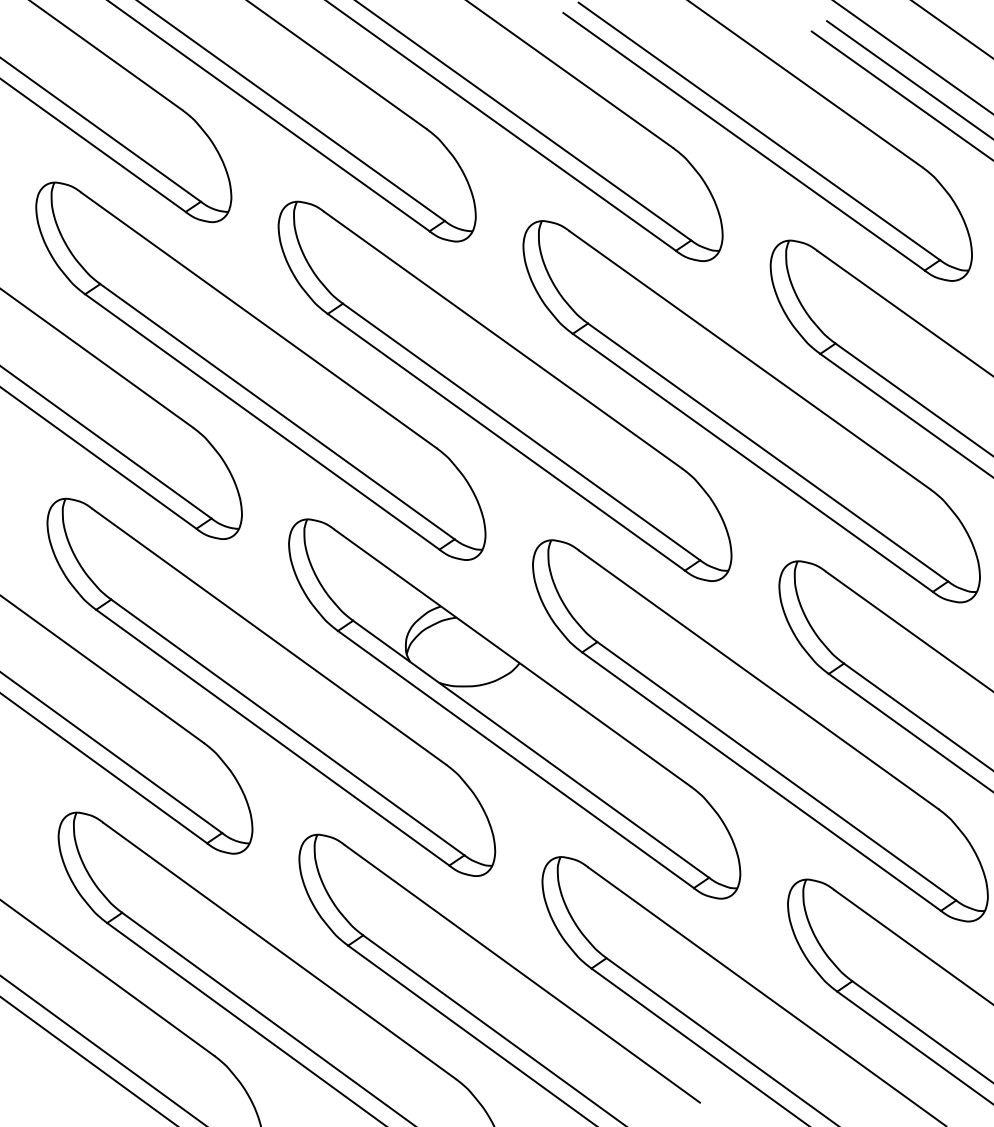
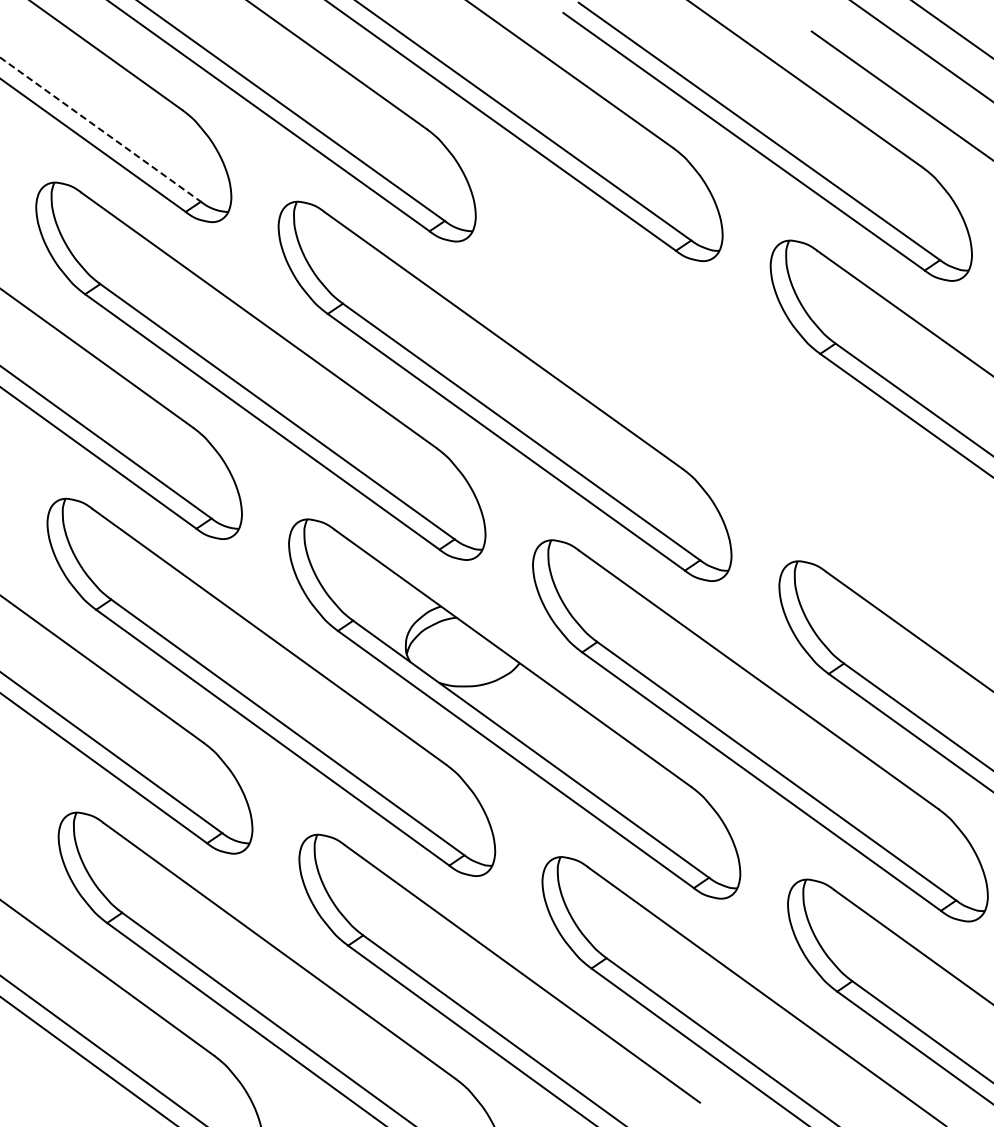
line position: (912, 57) -> (921, 51) (921, 51)
line: present -> none (908, 79)
line: solid -> dashed (101, 130)
part: present -> none (751, 411)
